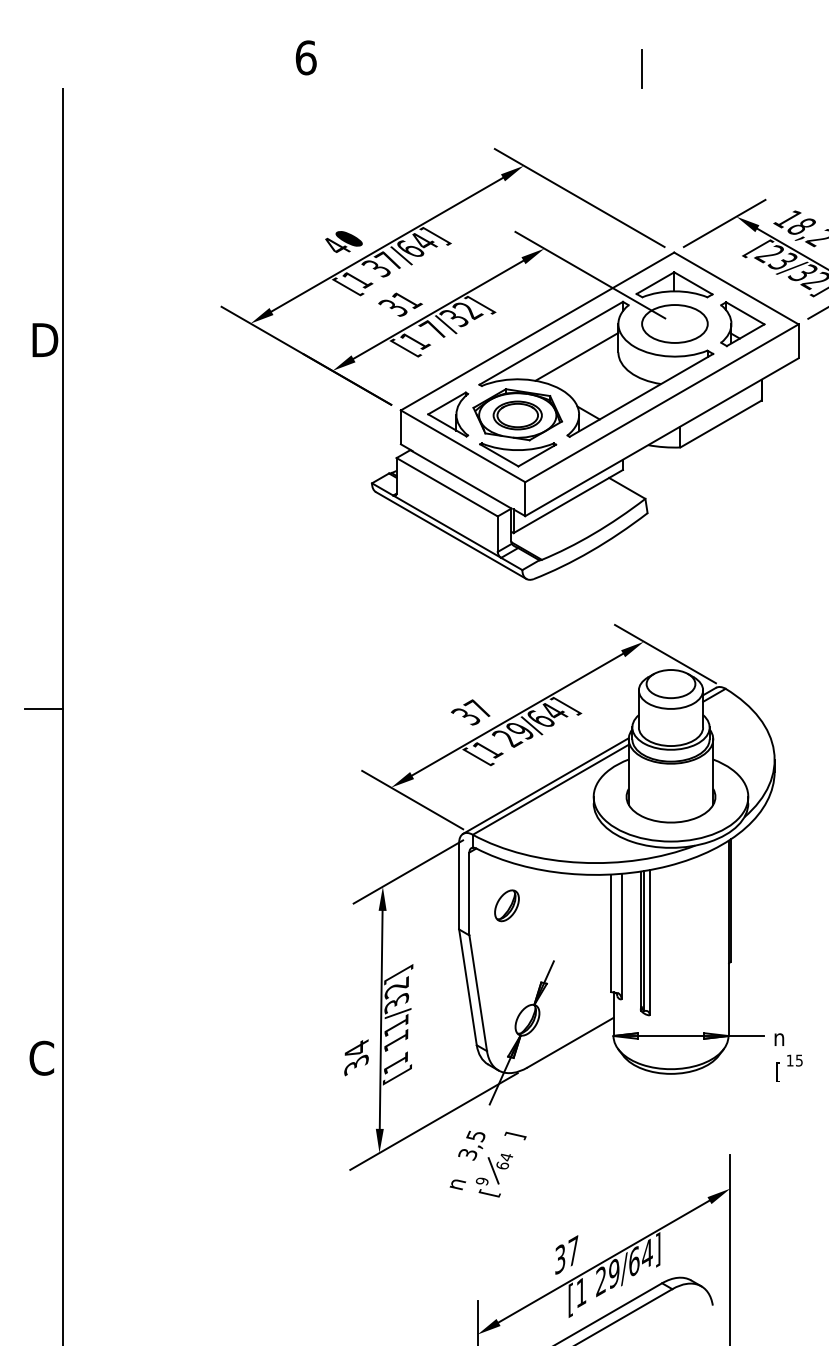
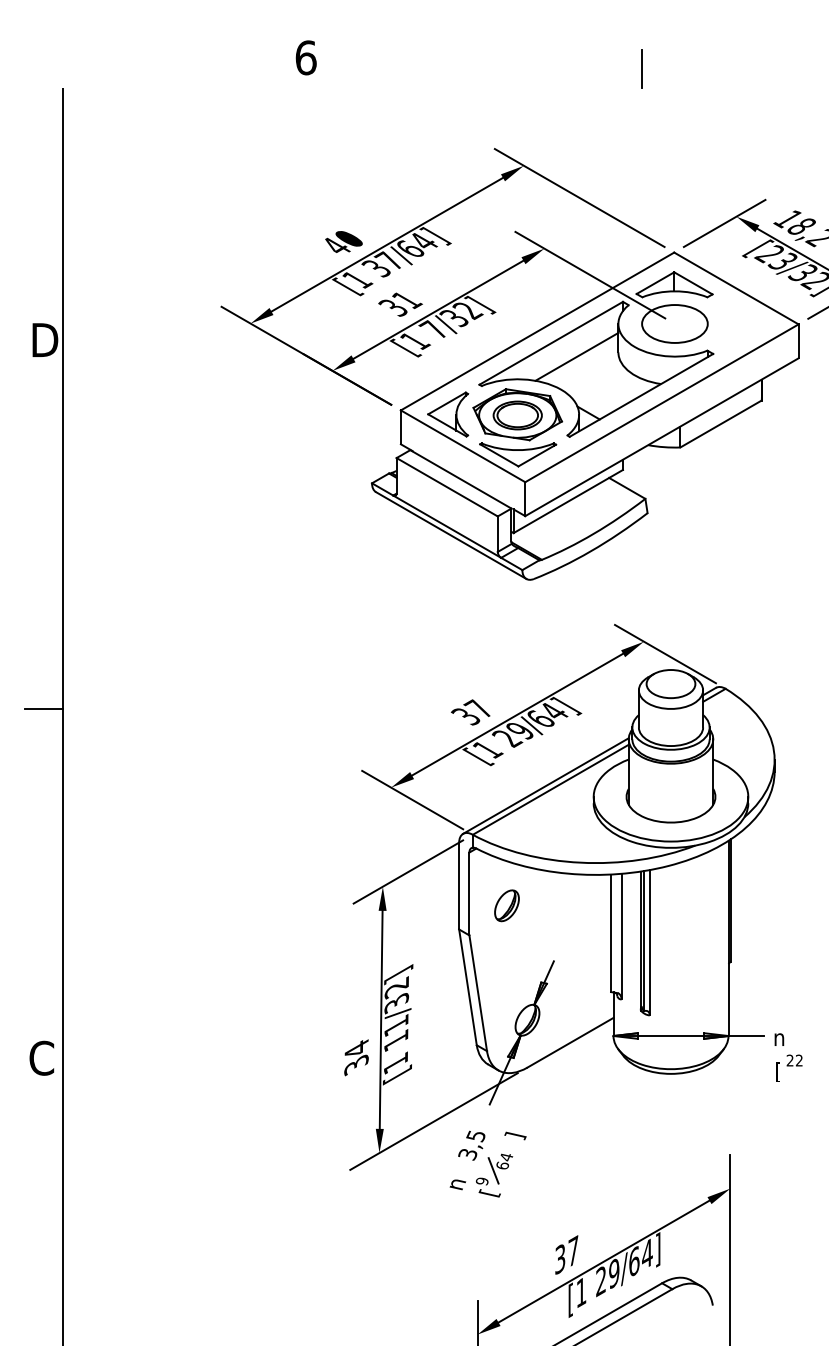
part: present -> none (742, 324)
text: 15 -> 22 (794, 1060)
